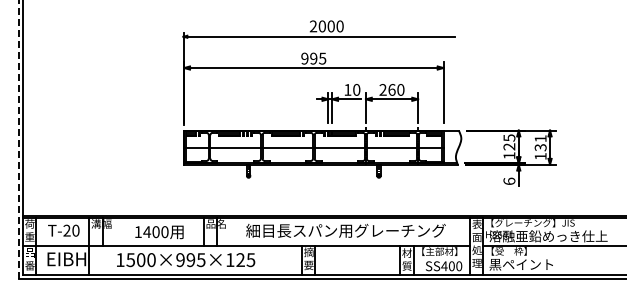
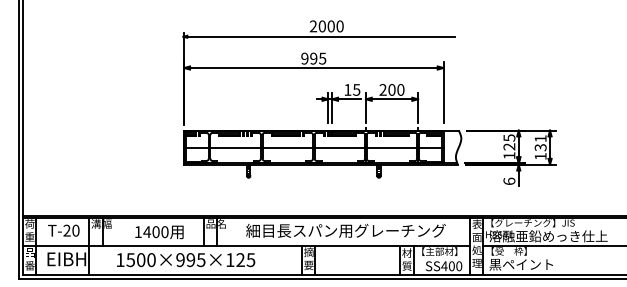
text: 10 -> 15 (356, 89)
text: 260 -> 200 (391, 89)
line: dashed -> solid (18, 139)
